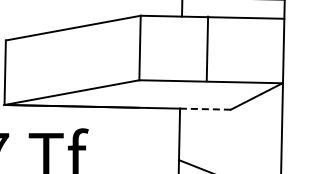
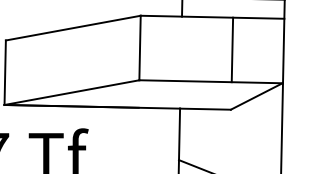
line position: (207, 48) -> (232, 49) (232, 49)
line: dashed -> solid (204, 109)
